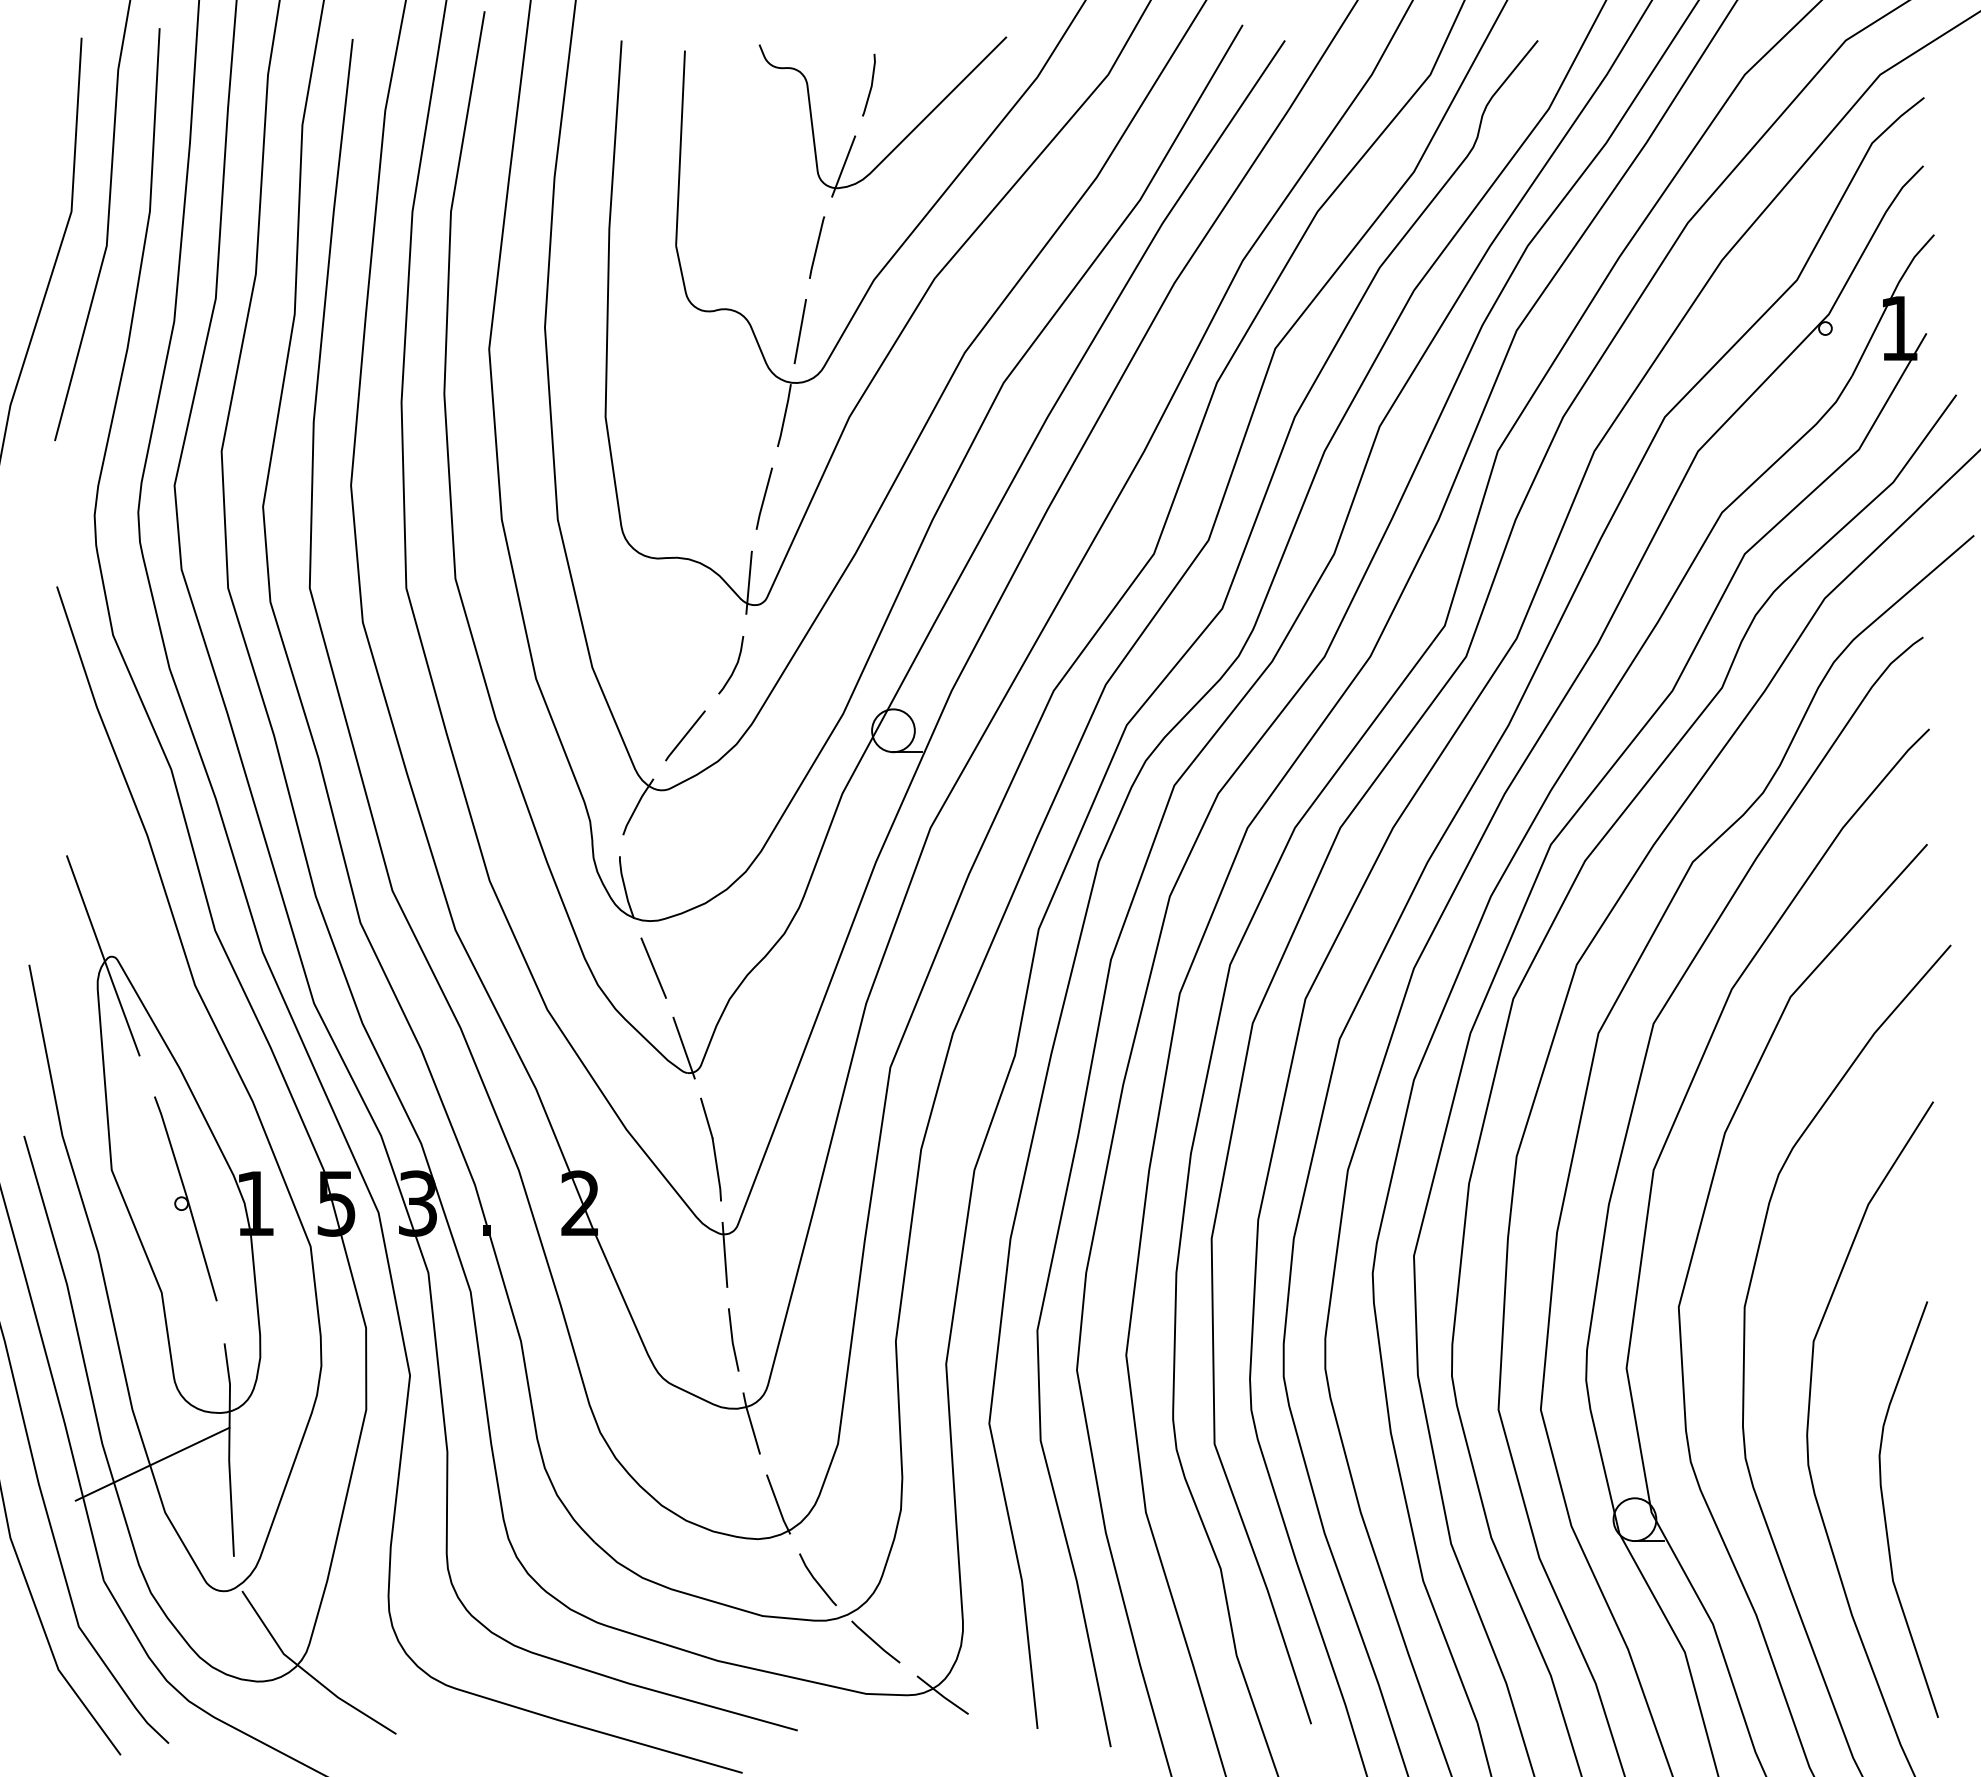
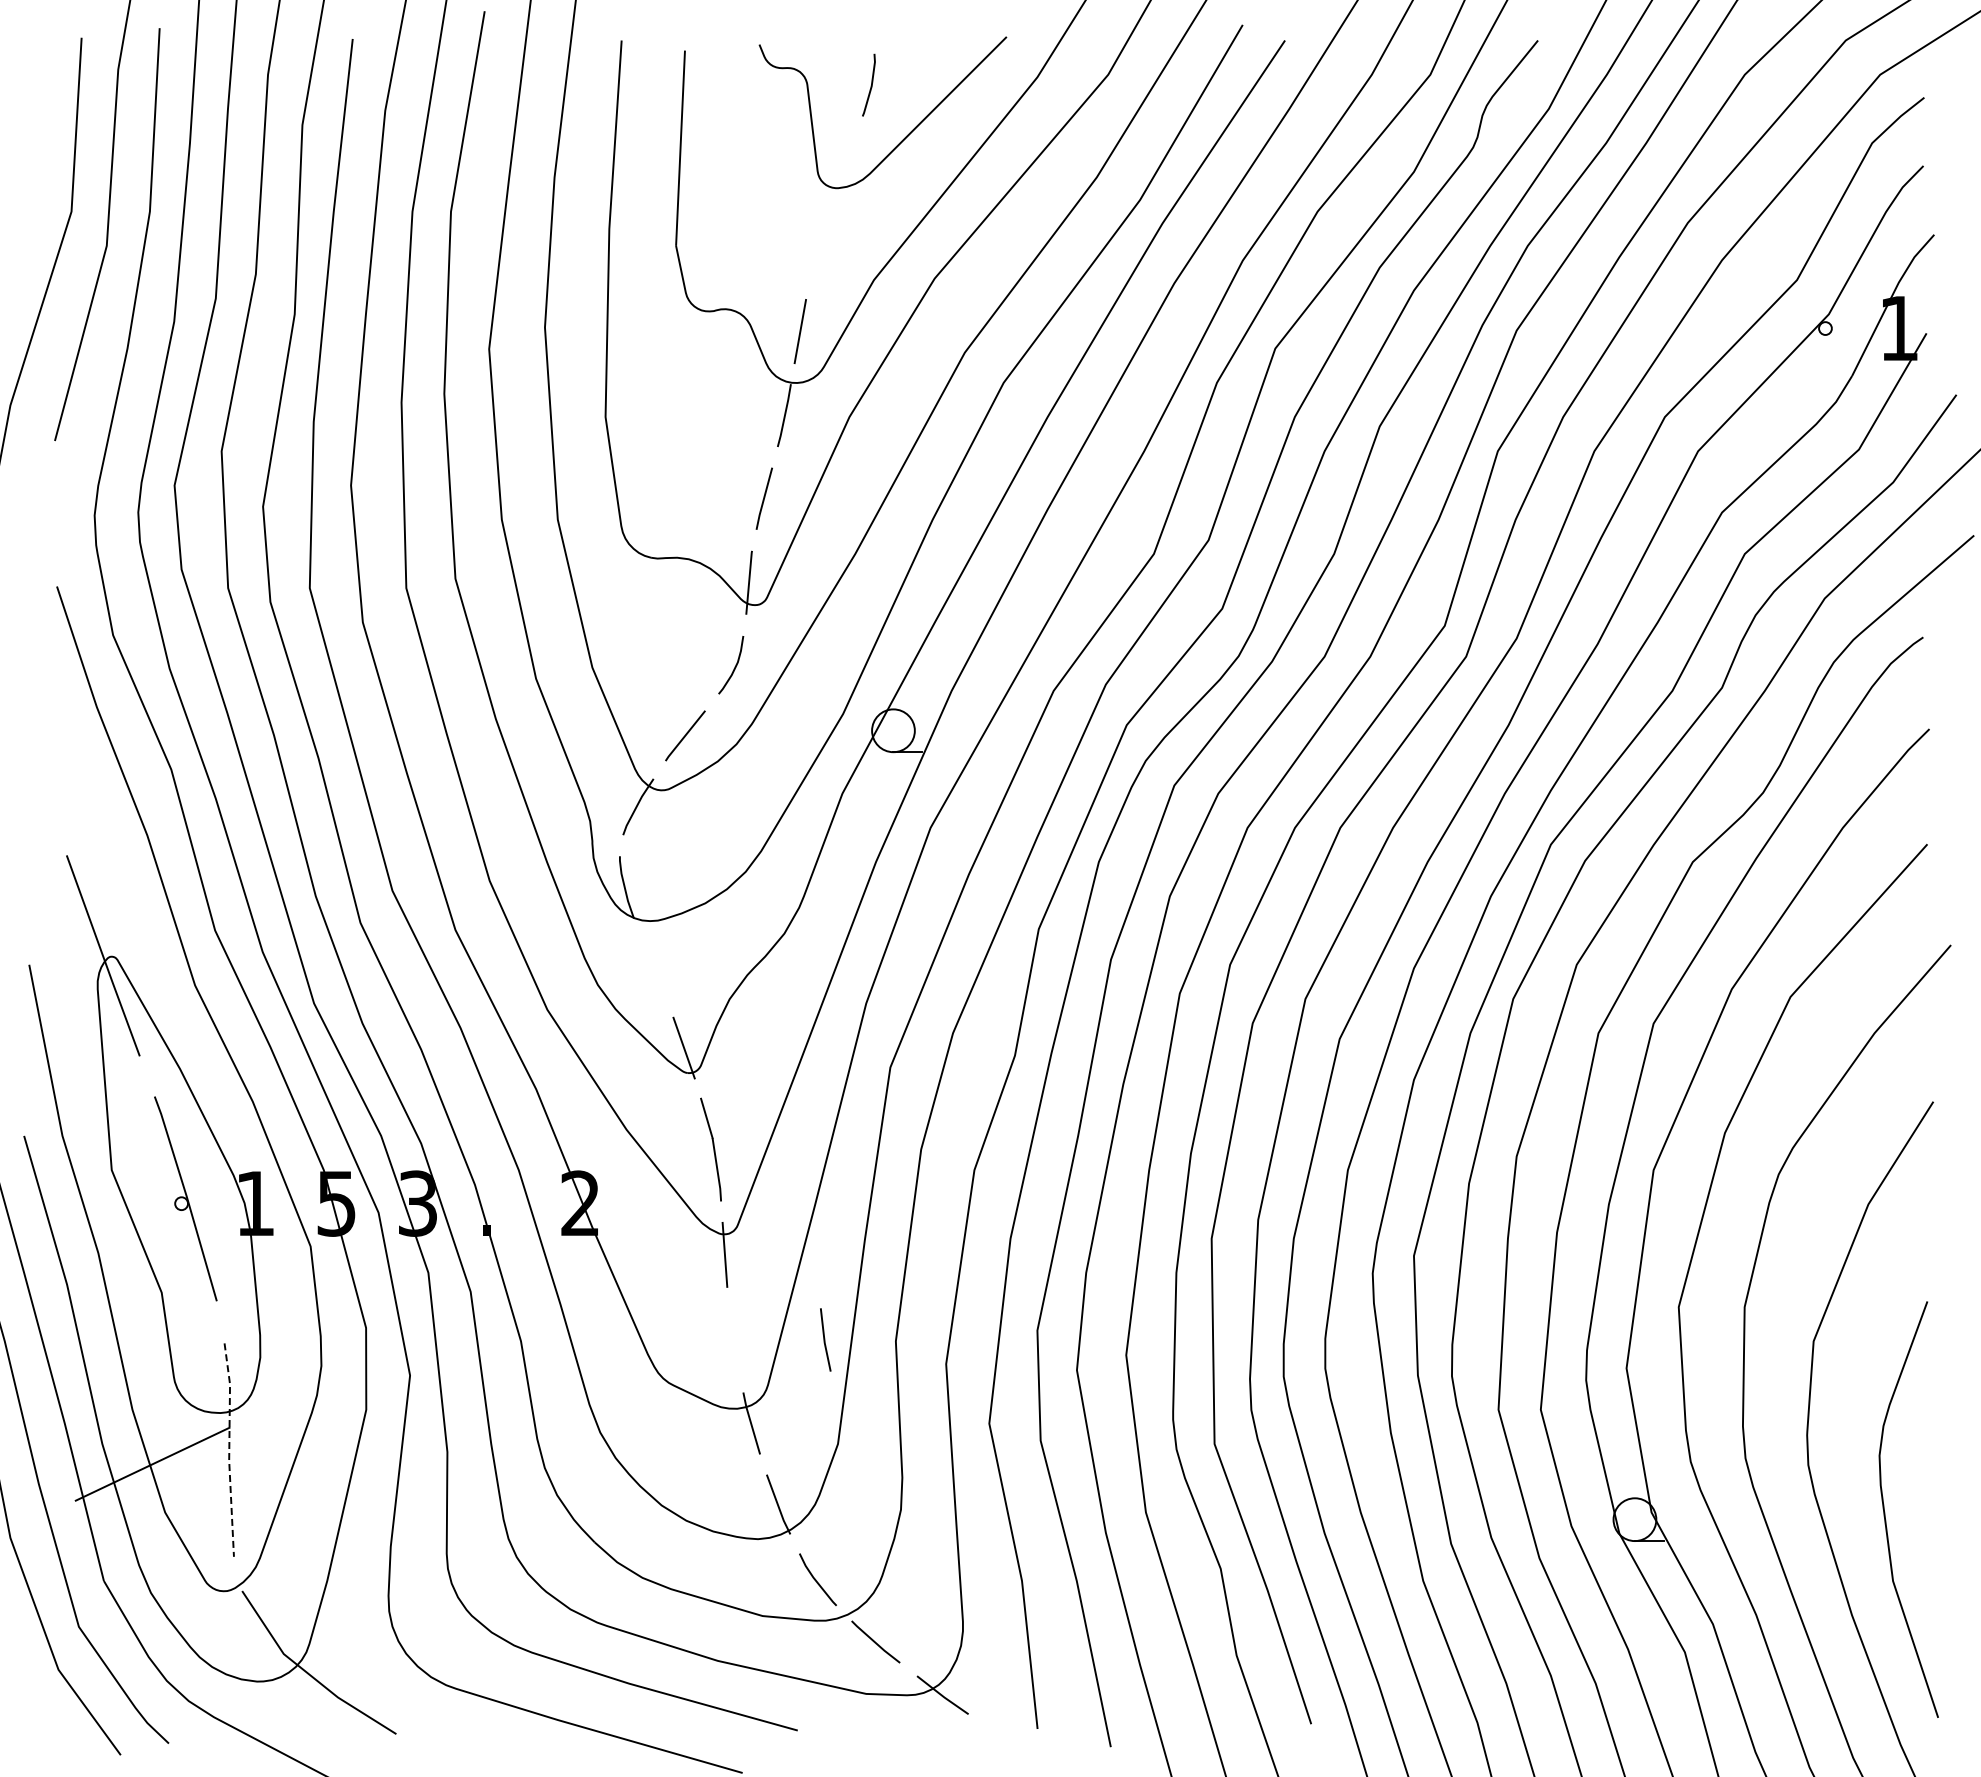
line: present -> none (843, 166)
line: present -> none (817, 247)
line: present -> none (653, 967)
line position: (733, 1339) -> (825, 1339) (825, 1339)
line: solid -> dashed (229, 1449)
